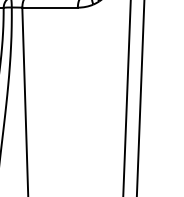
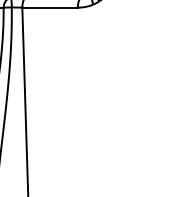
line: present -> none (126, 97)
line: present -> none (140, 97)
